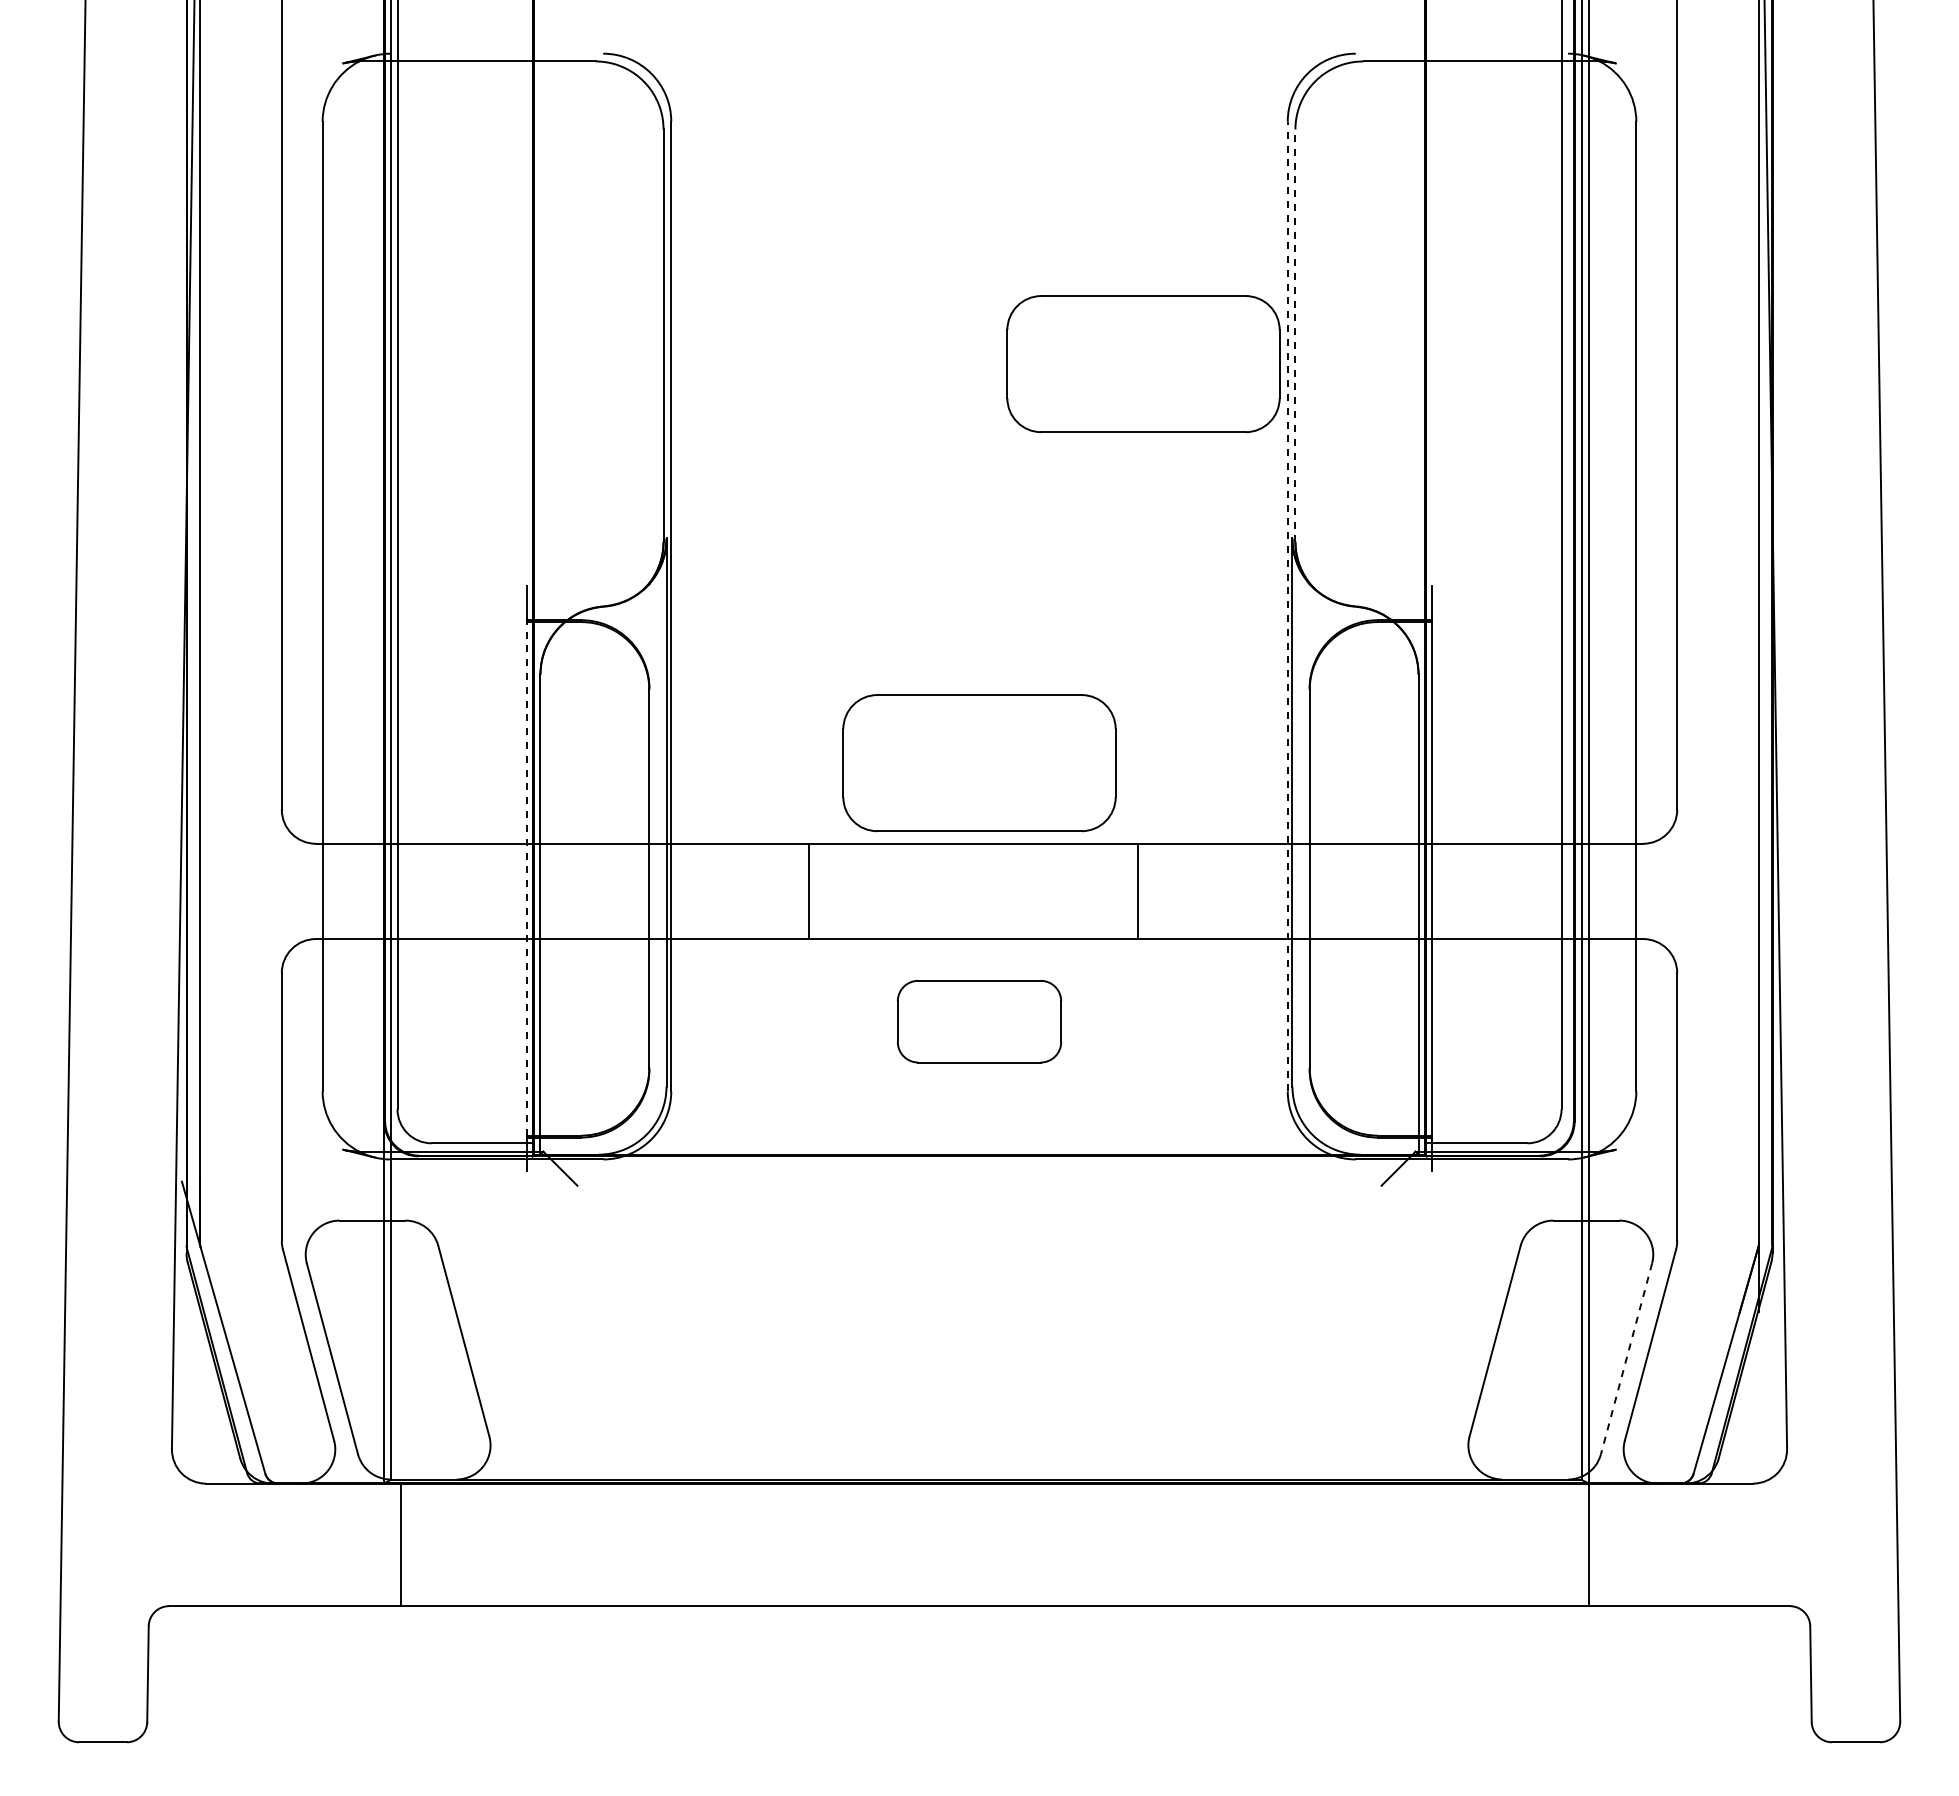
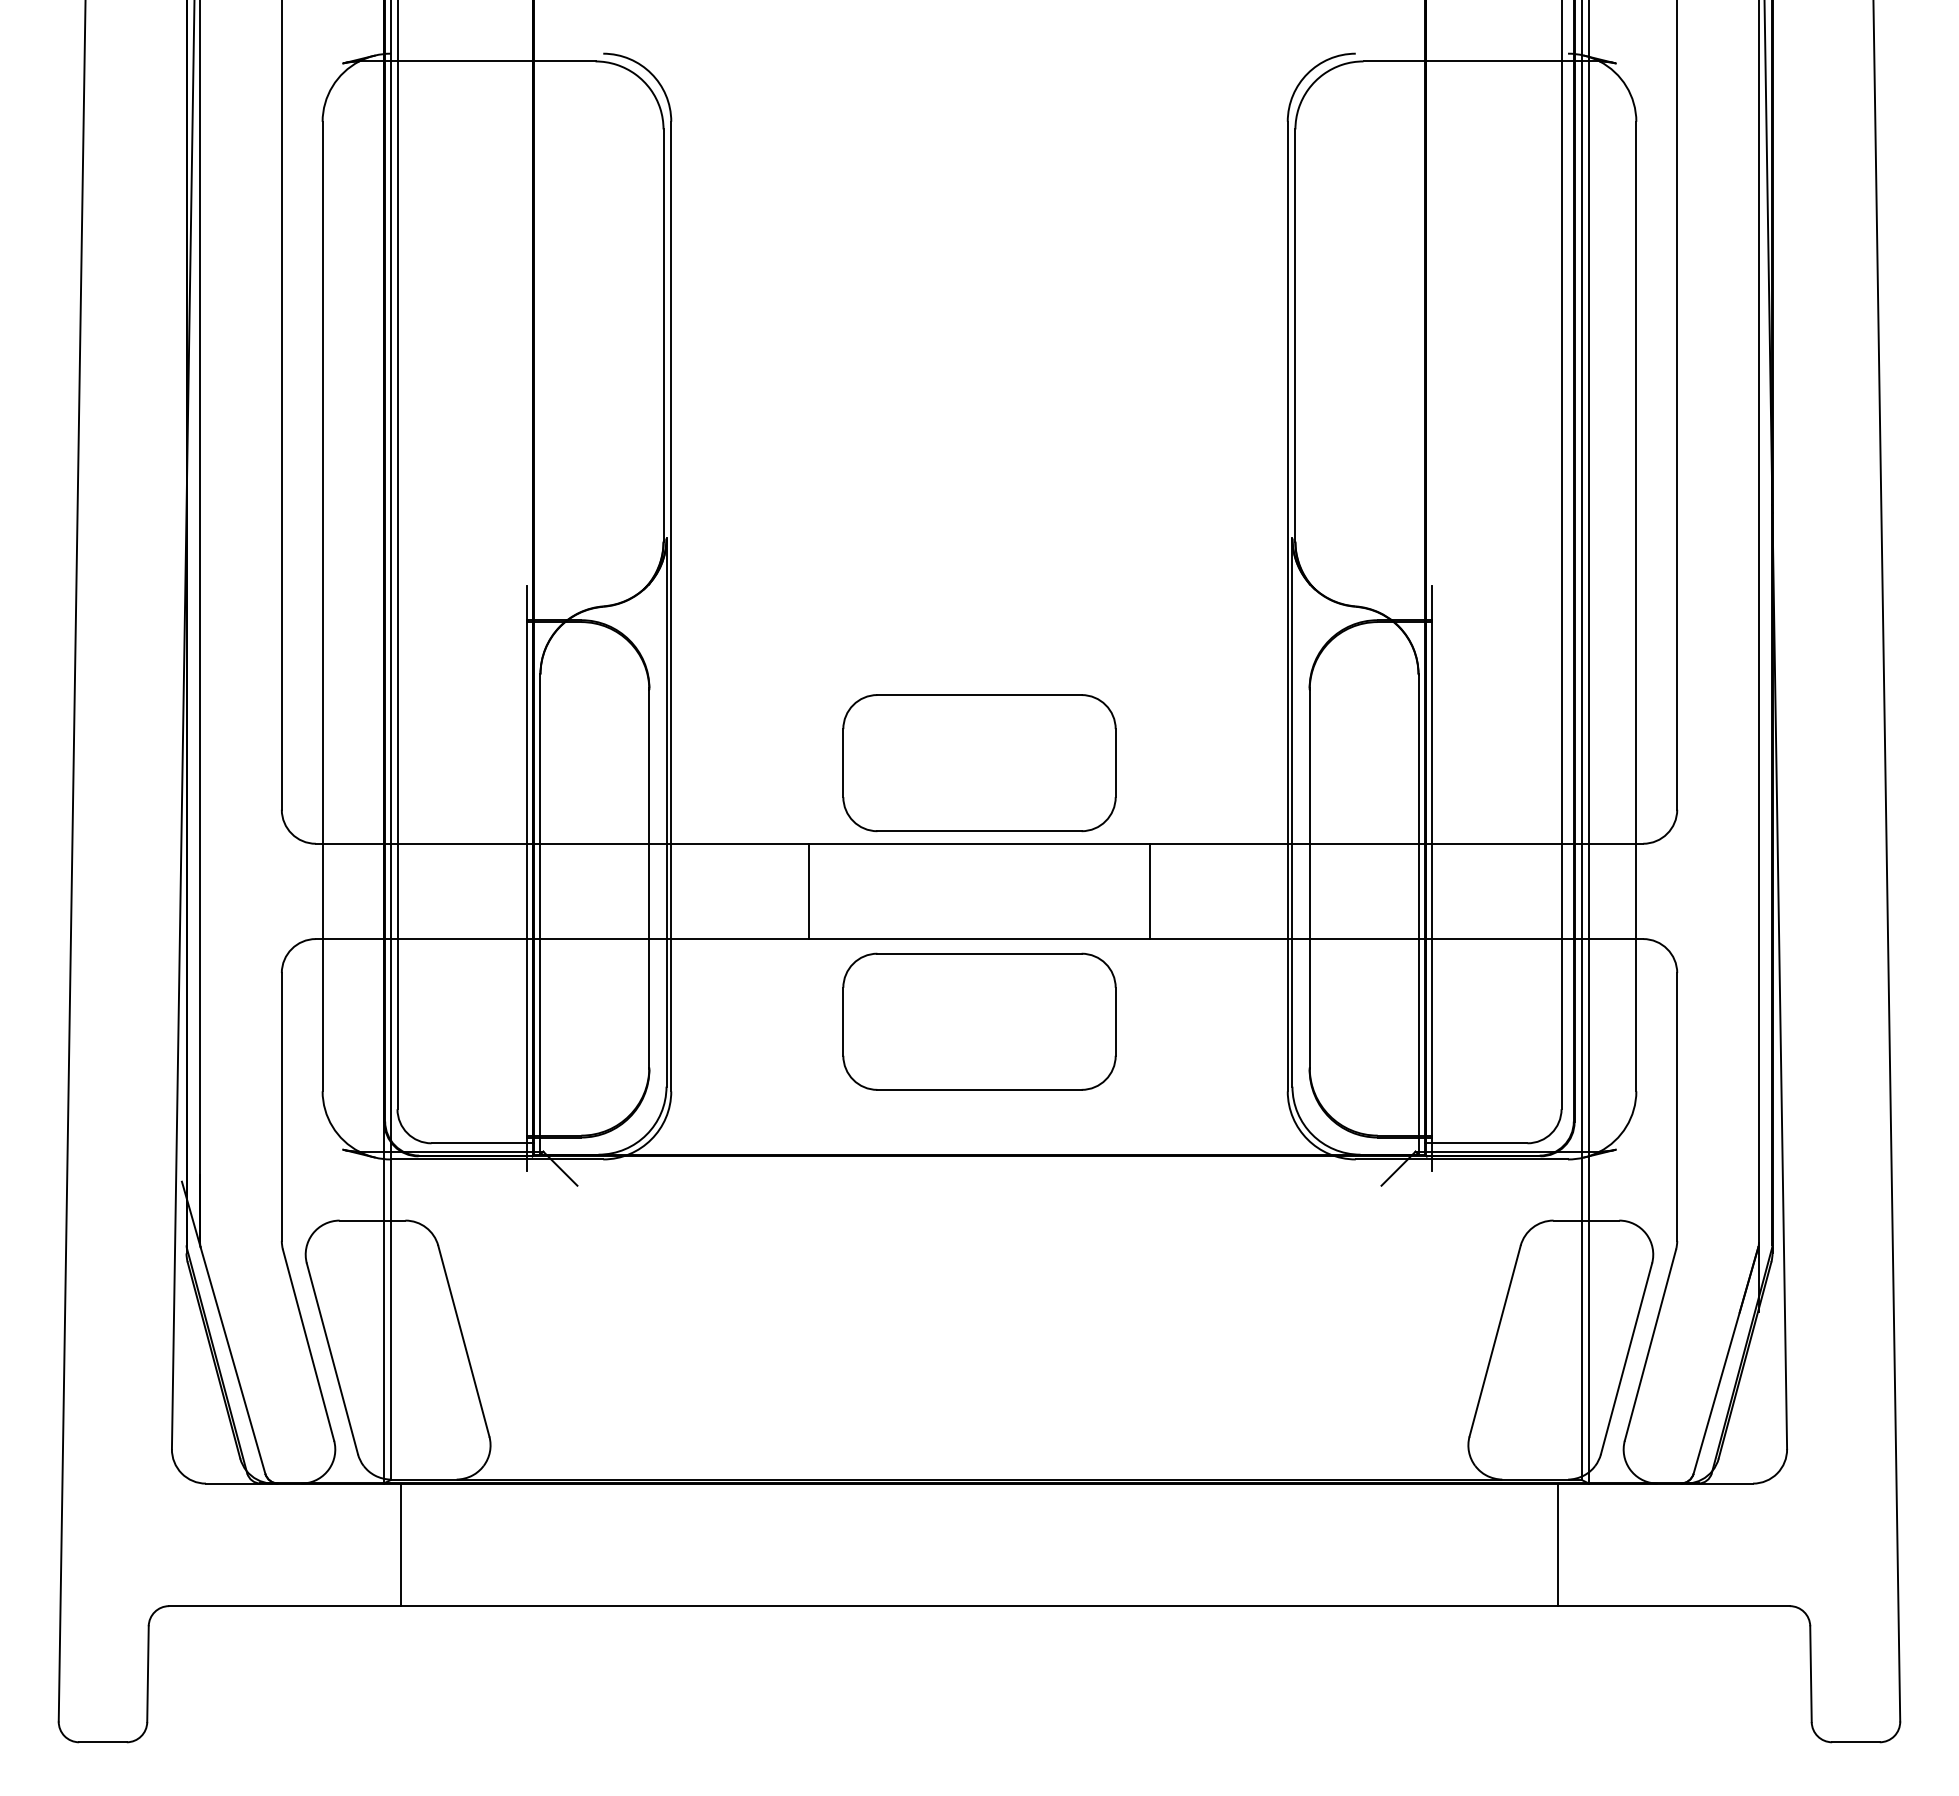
line: dashed -> solid (1295, 335)
part: present -> none (1143, 364)
line: dashed -> solid (1287, 606)
line: dashed -> solid (526, 878)
line position: (1137, 891) -> (1149, 891) (1149, 891)
part size: 167x84 px -> 275x139 px (979, 1021)
line: dashed -> solid (1626, 1358)
line position: (1589, 1544) -> (1558, 1544) (1558, 1544)
